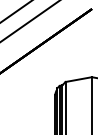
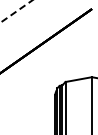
line: solid -> dashed (16, 11)
line: present -> none (29, 21)
